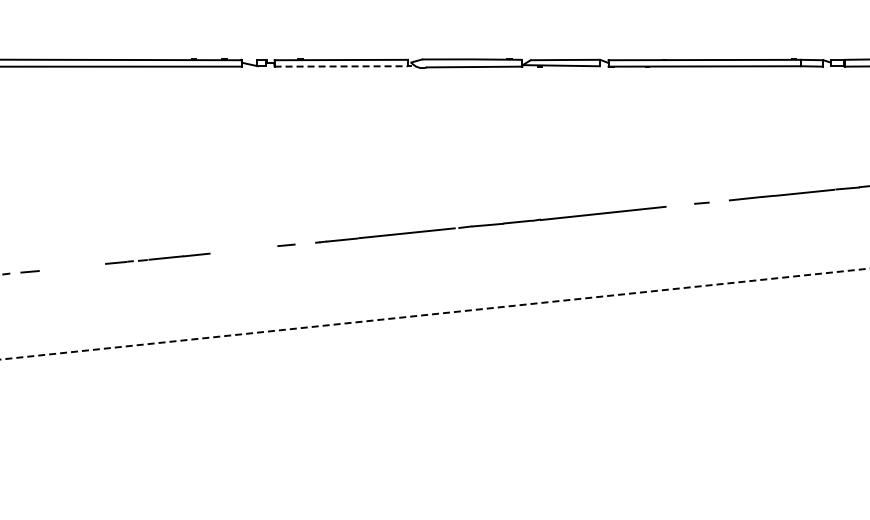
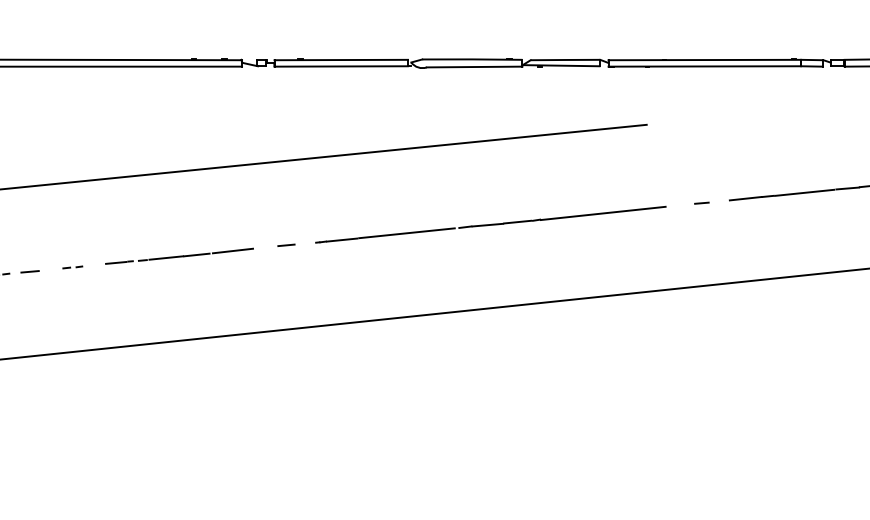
line: dashed -> solid (341, 66)
line: none -> present (324, 156)
line: none -> present (232, 250)
part: none -> present (72, 267)
line: dashed -> solid (434, 314)
